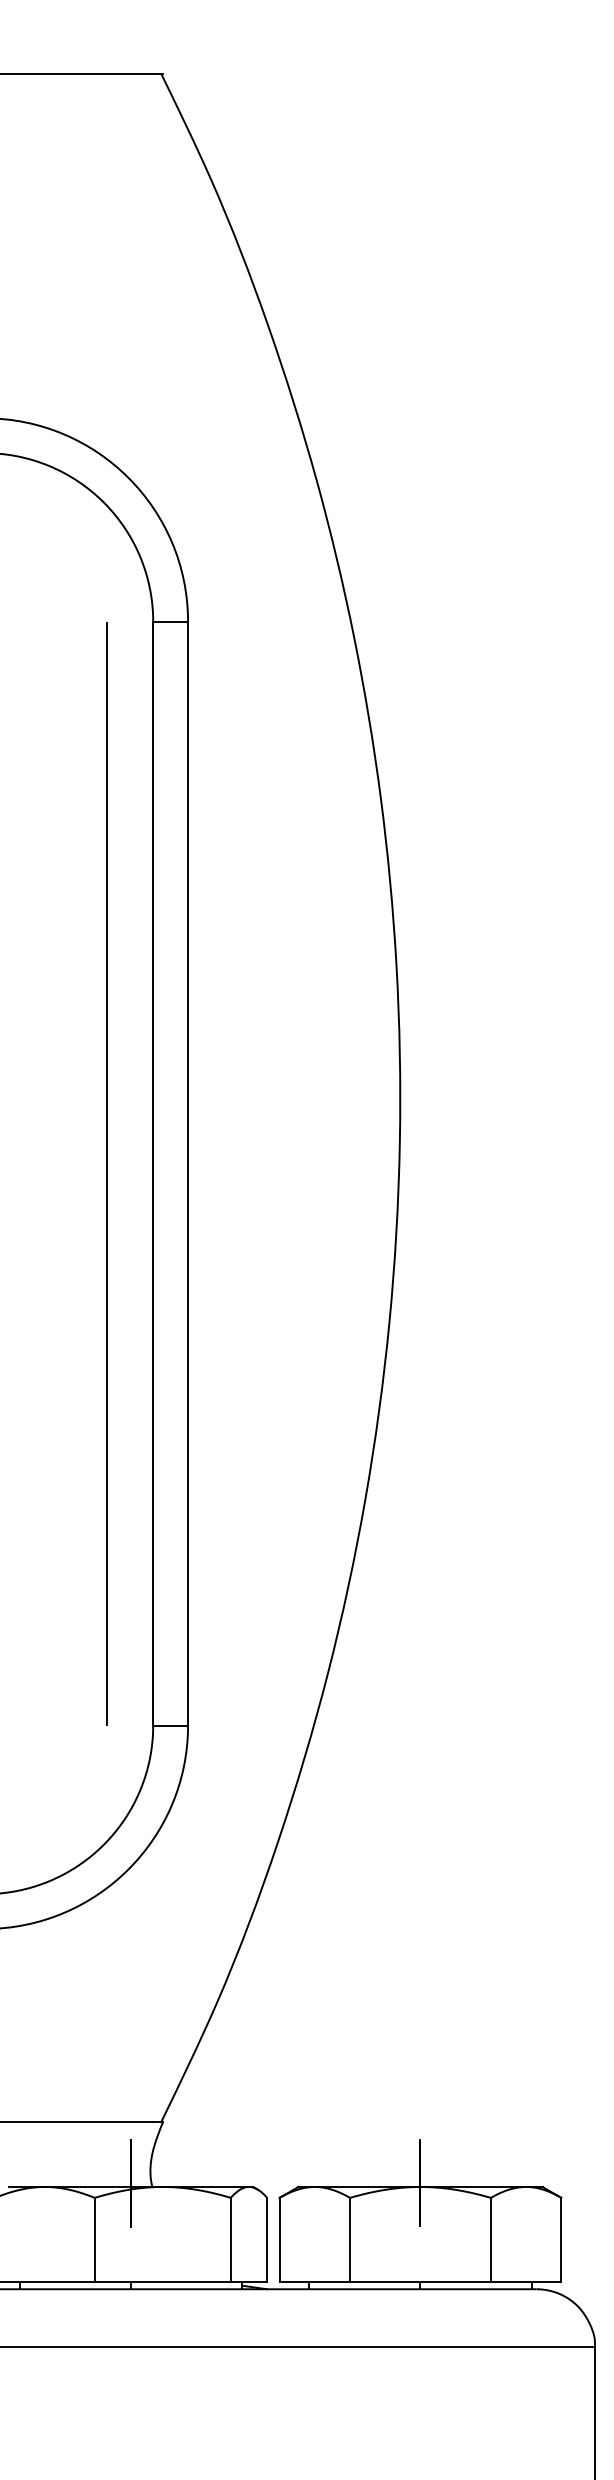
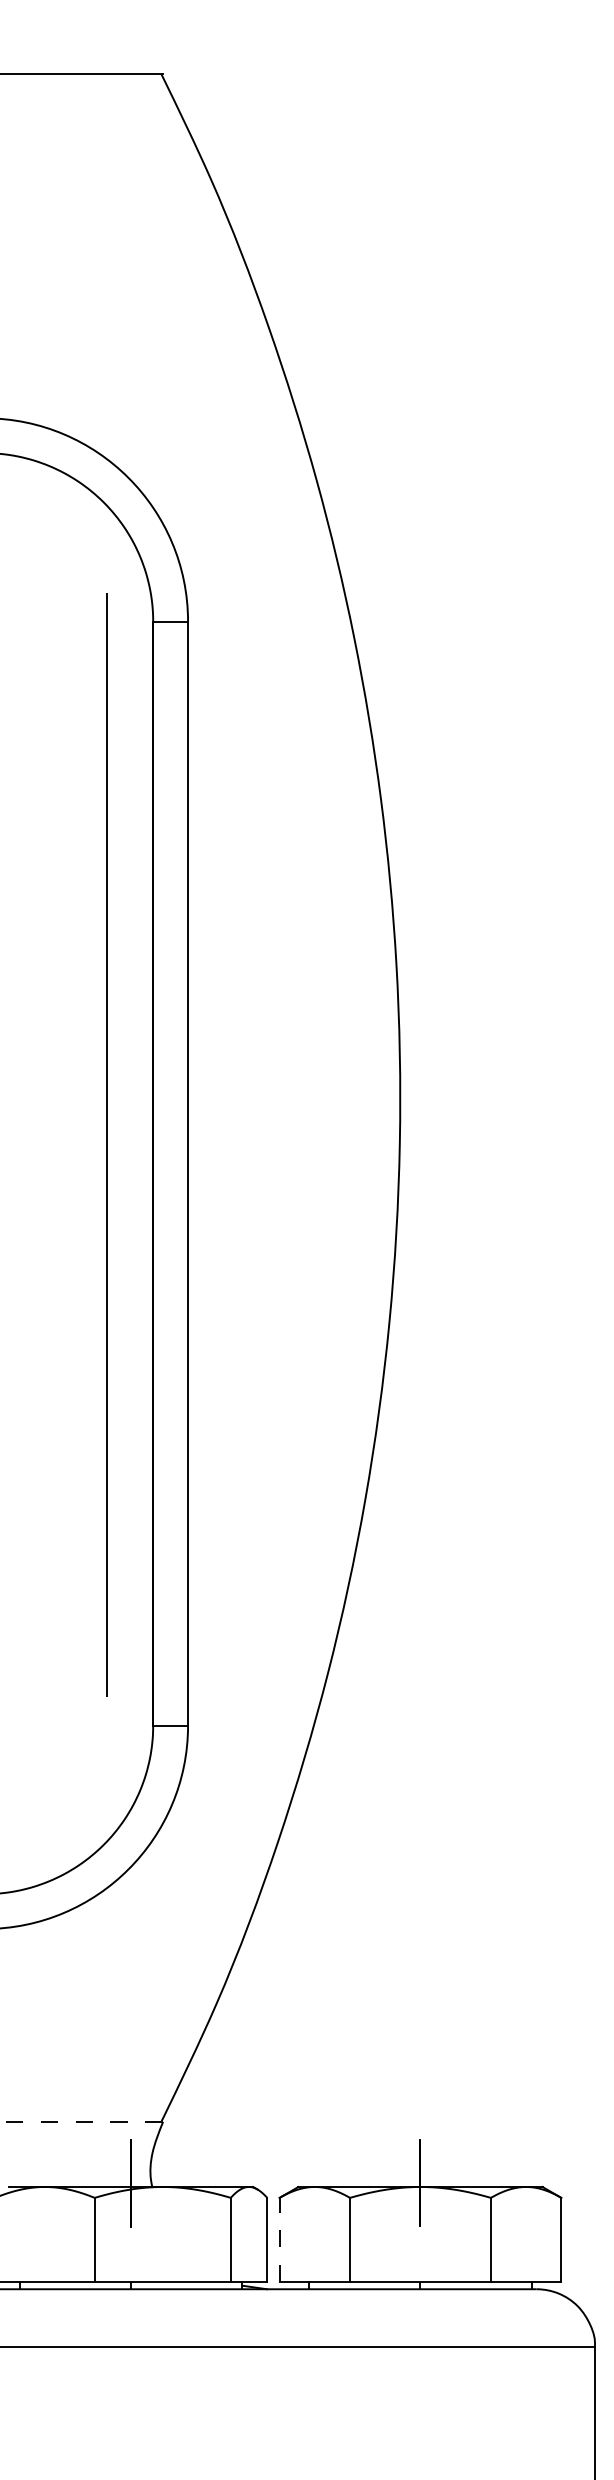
line position: (106, 1173) -> (106, 1144) (106, 1144)
line: solid -> dashed (81, 2121)
line: solid -> dashed (279, 2239)
